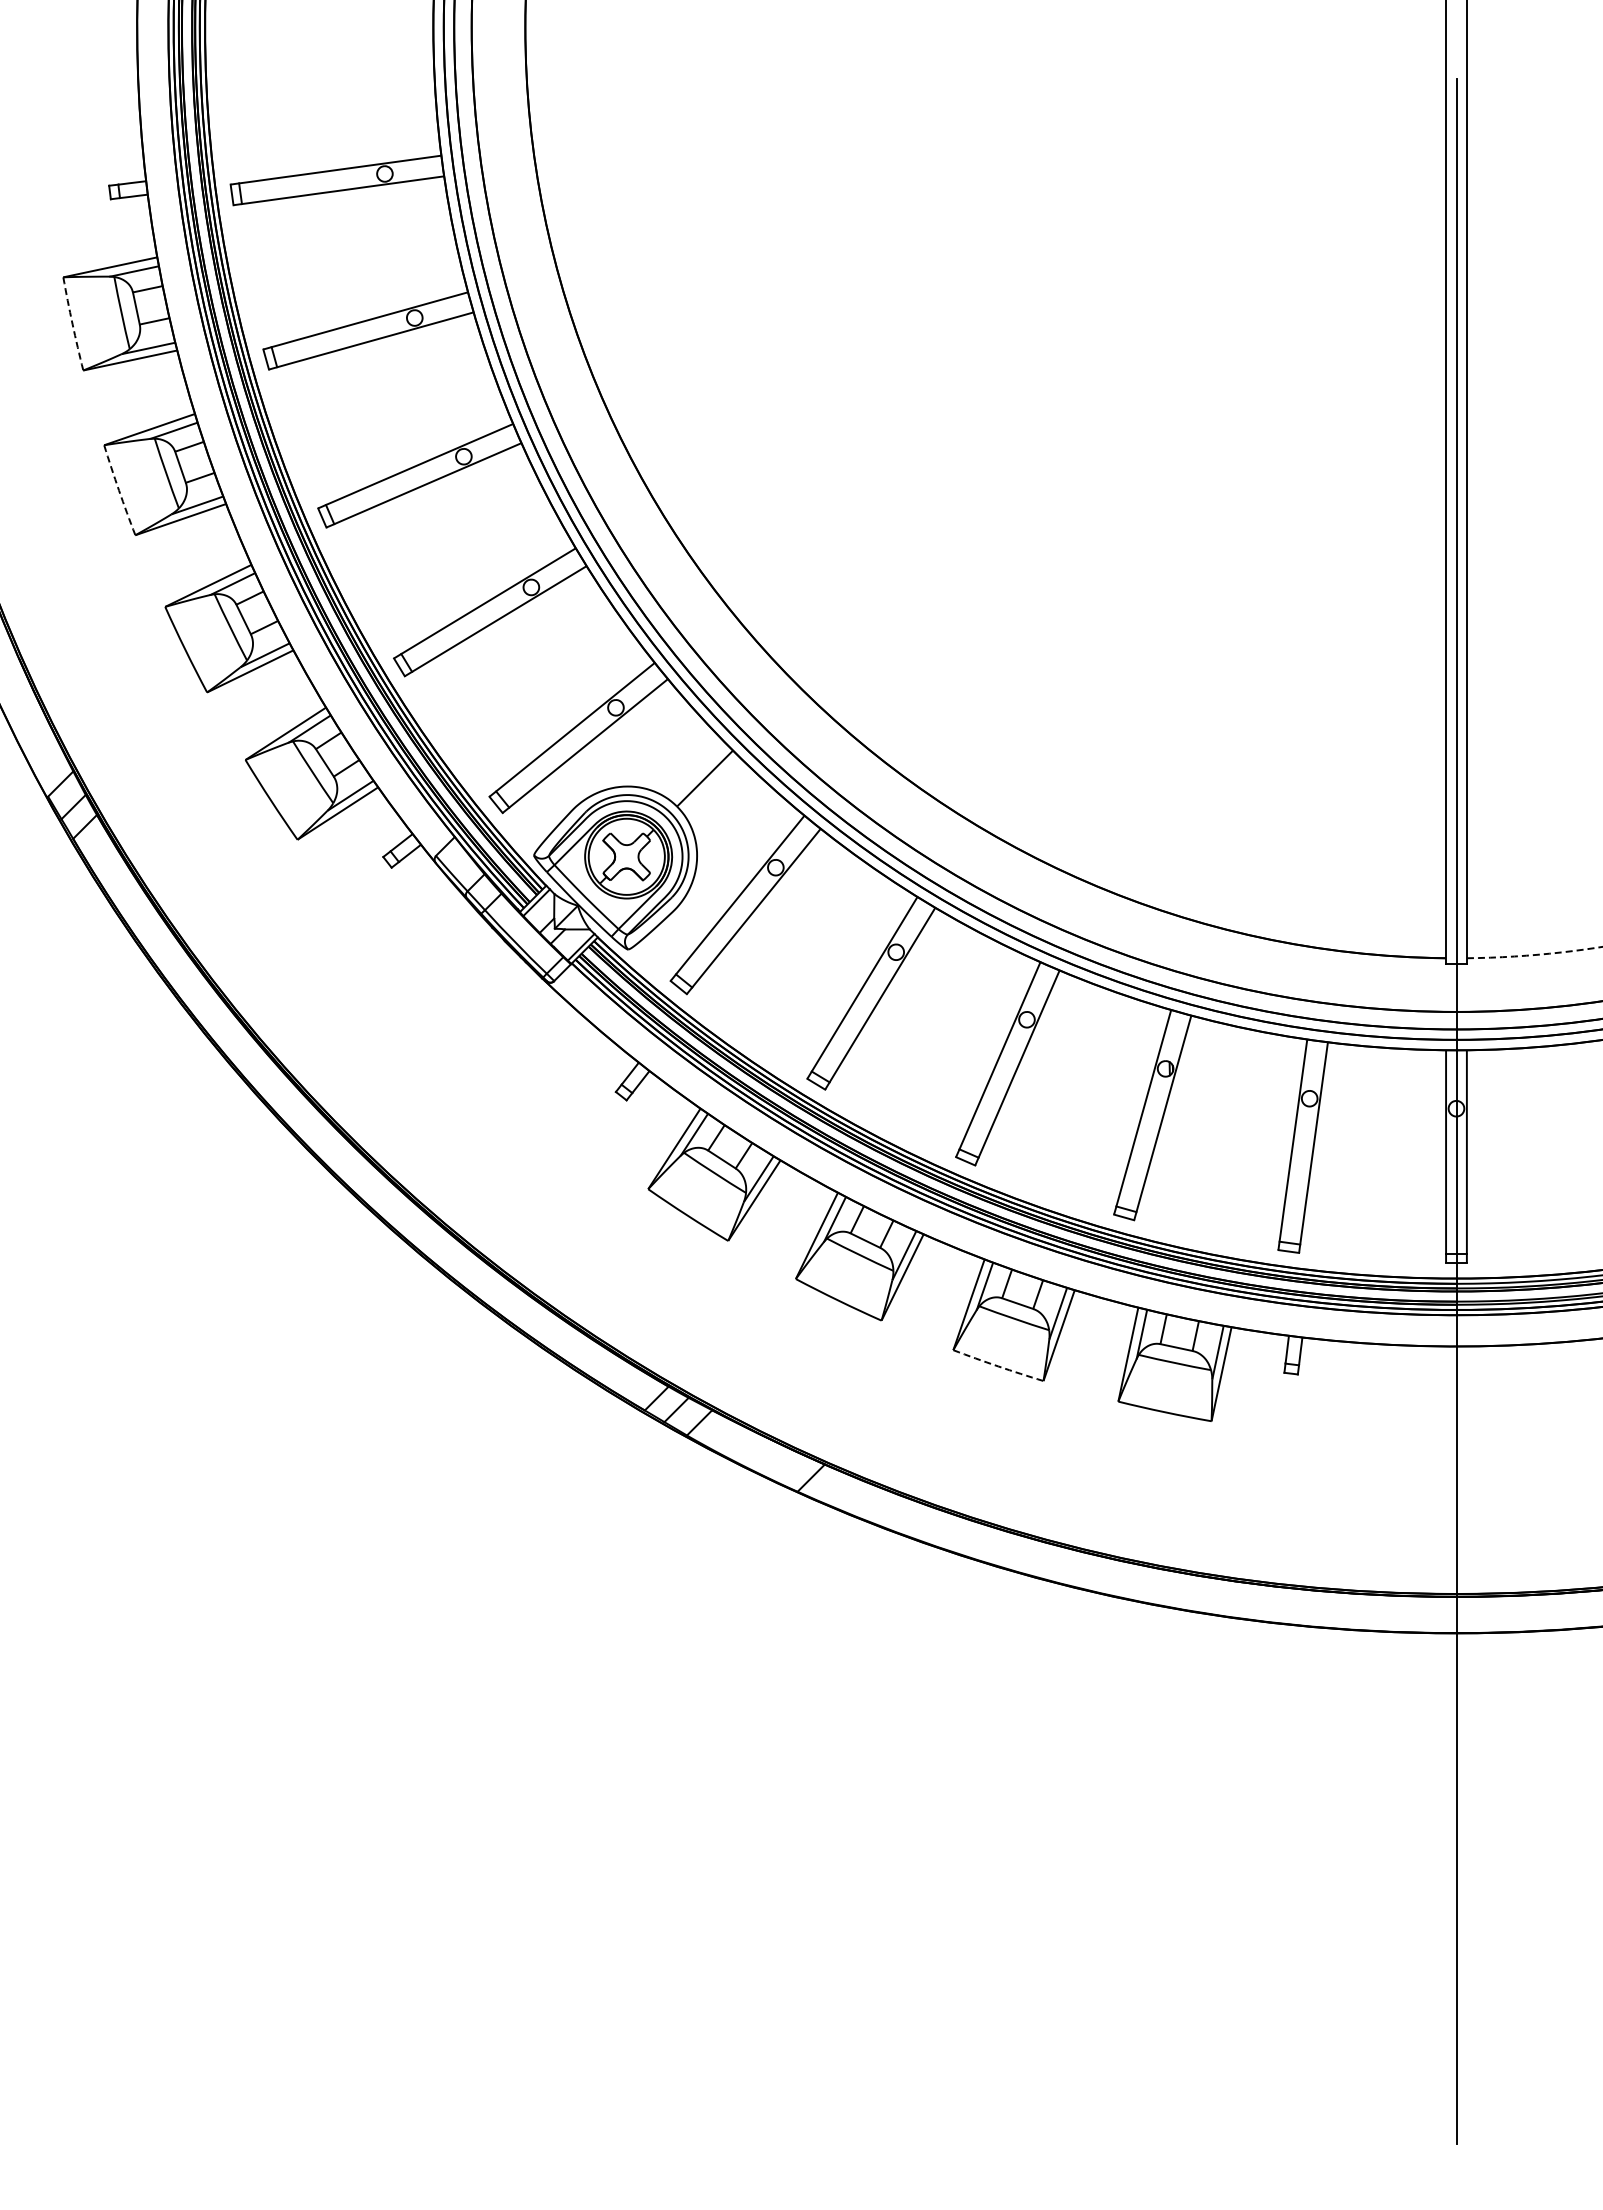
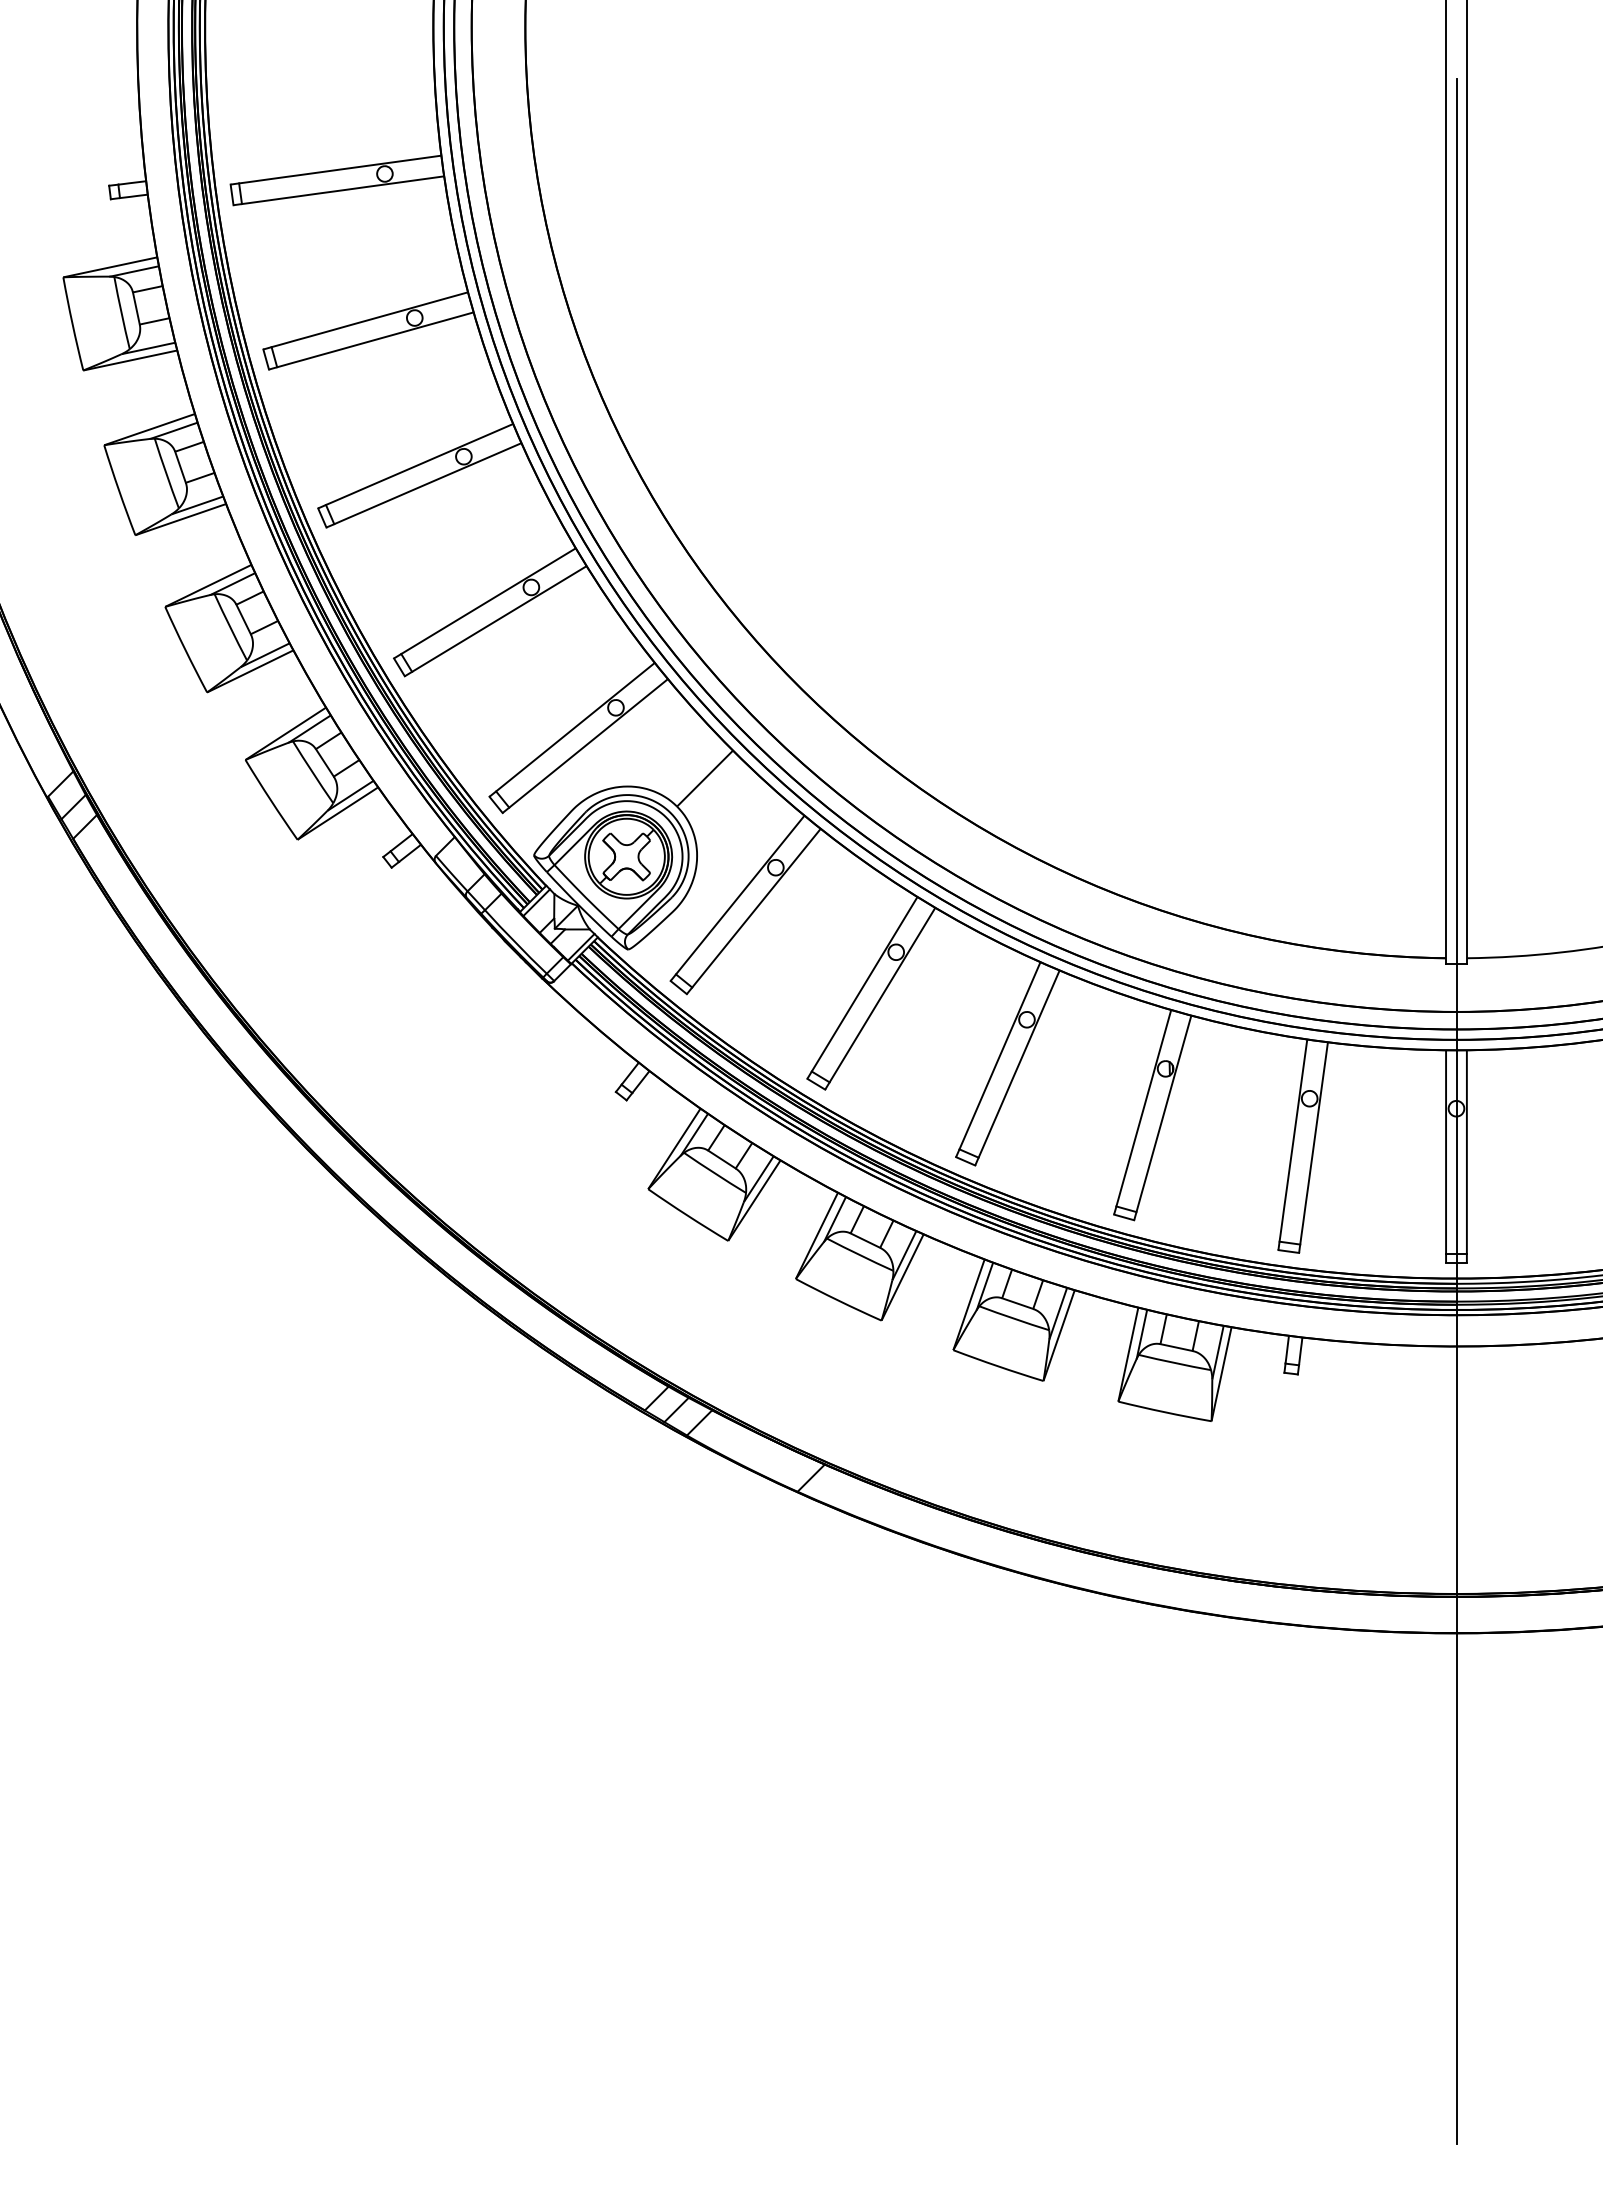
arc: dashed -> solid (72, 324)
arc: dashed -> solid (119, 490)
arc: dashed -> solid (1536, 954)
arc: dashed -> solid (998, 1366)
